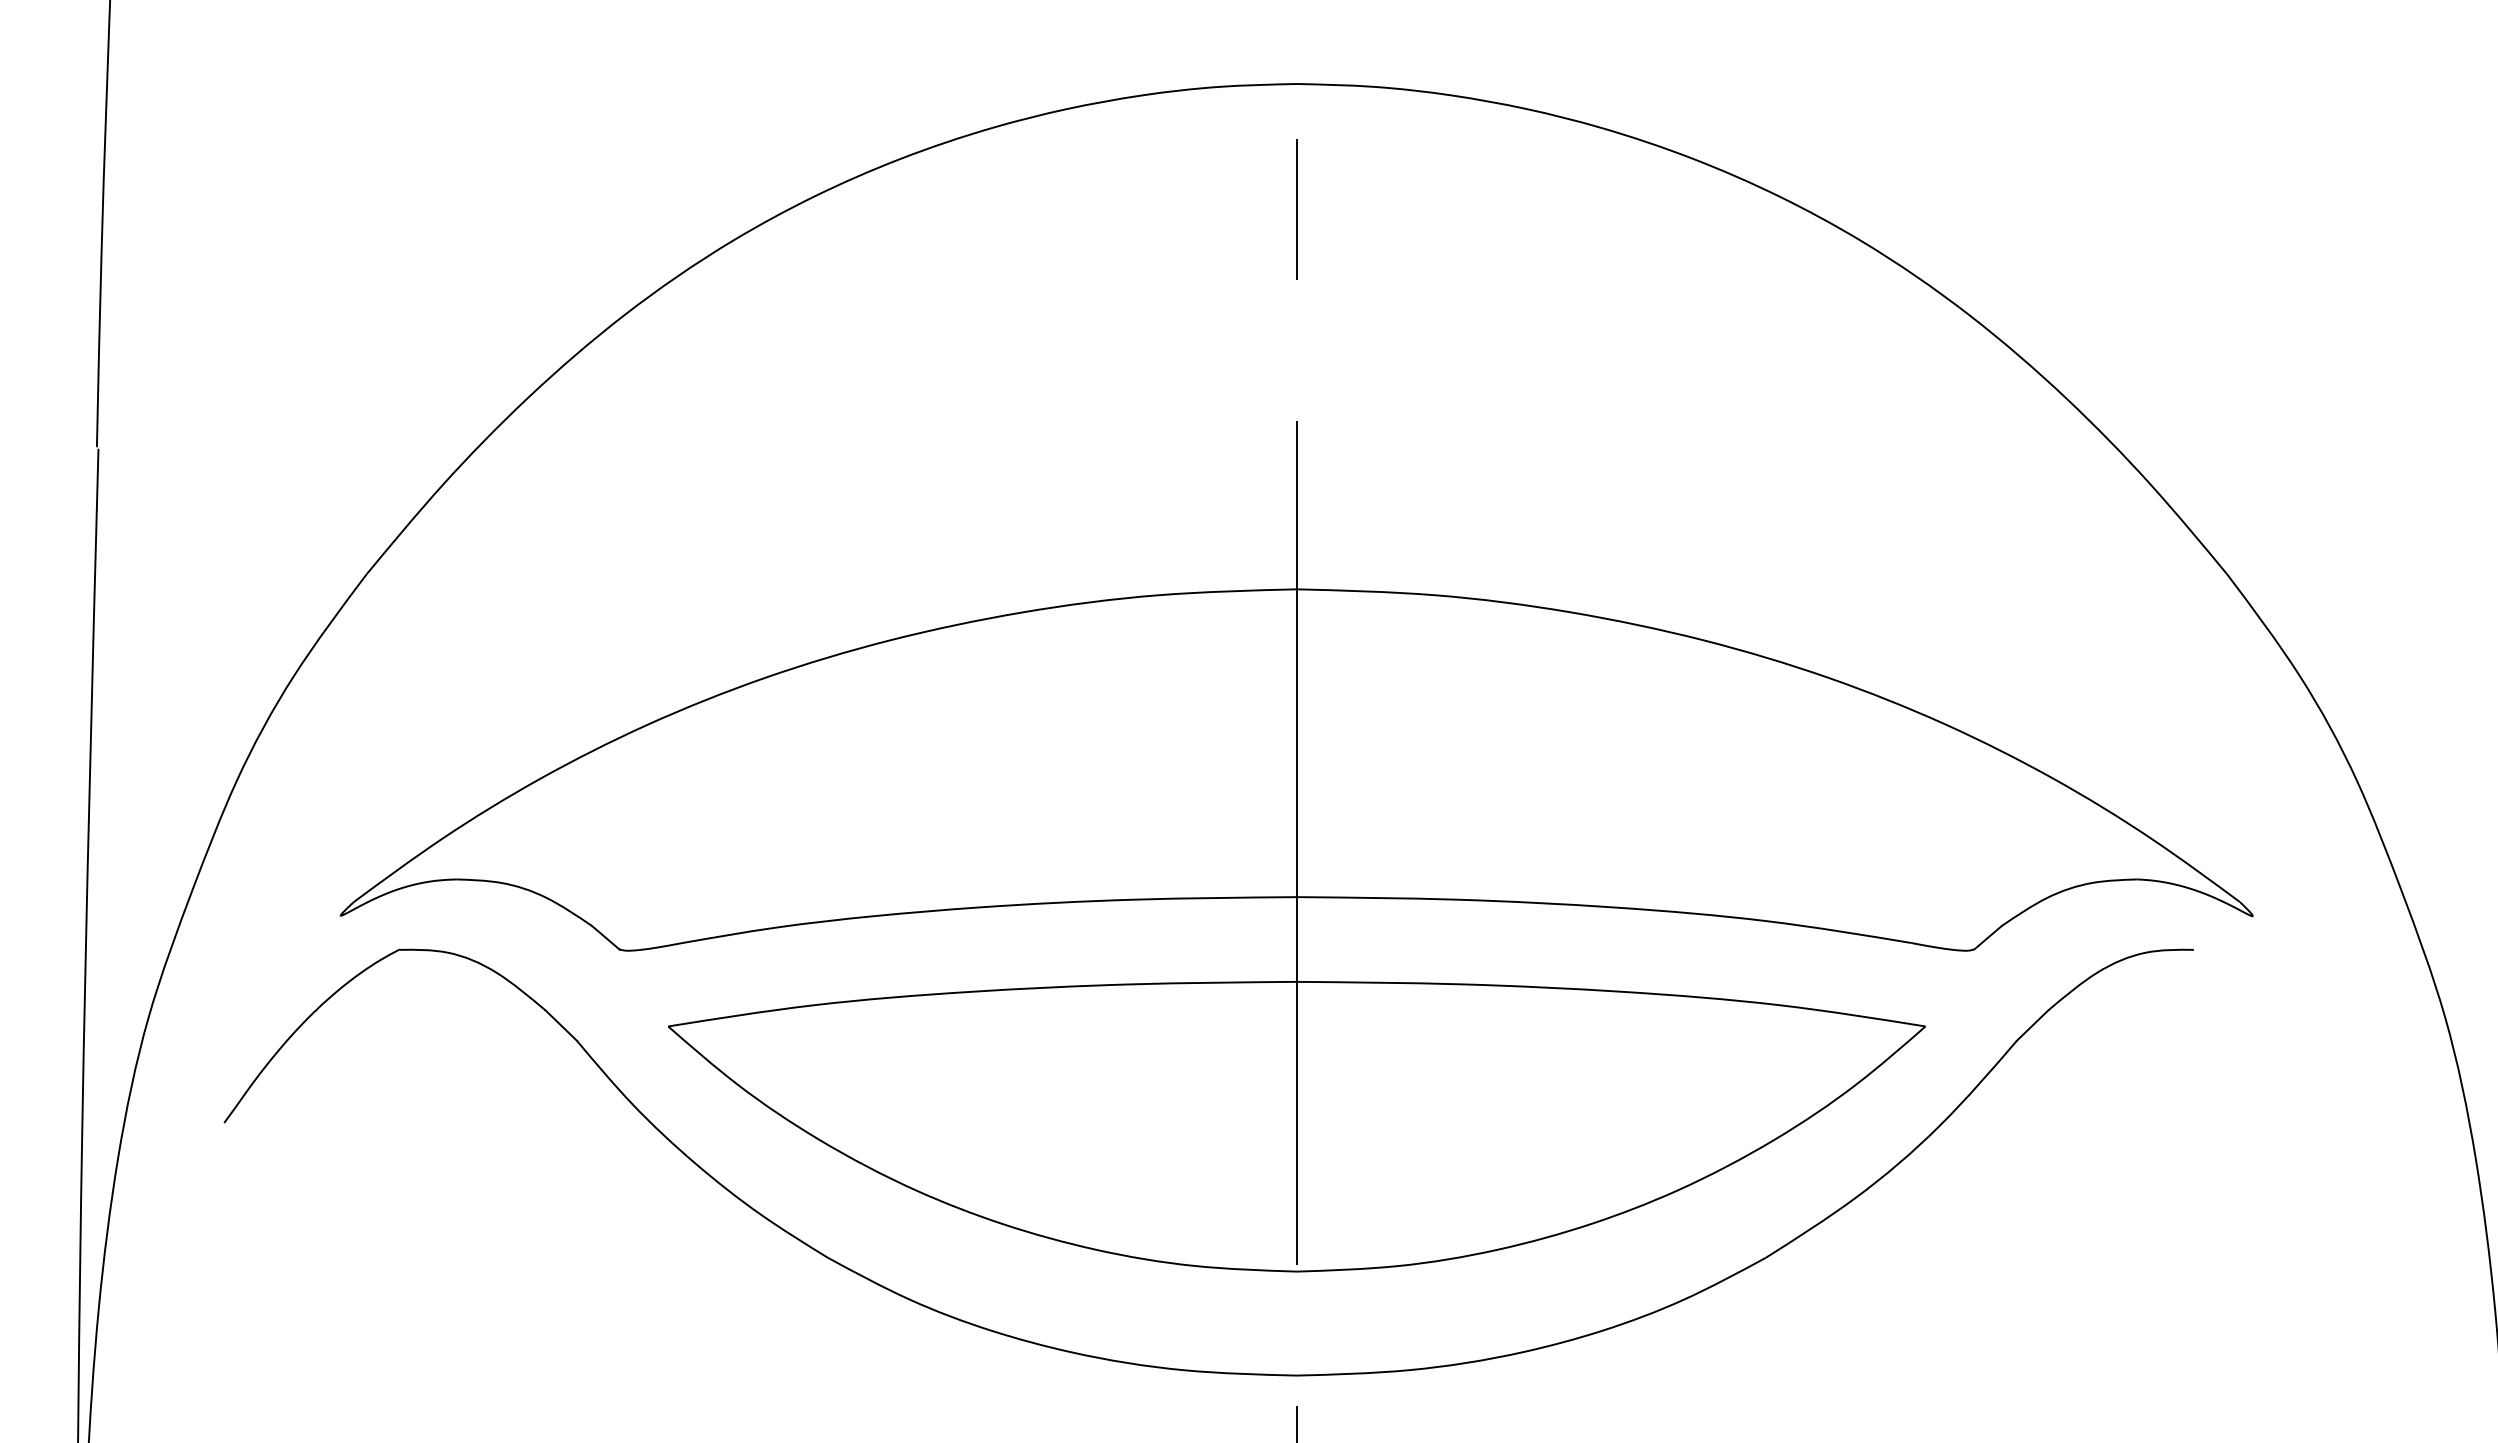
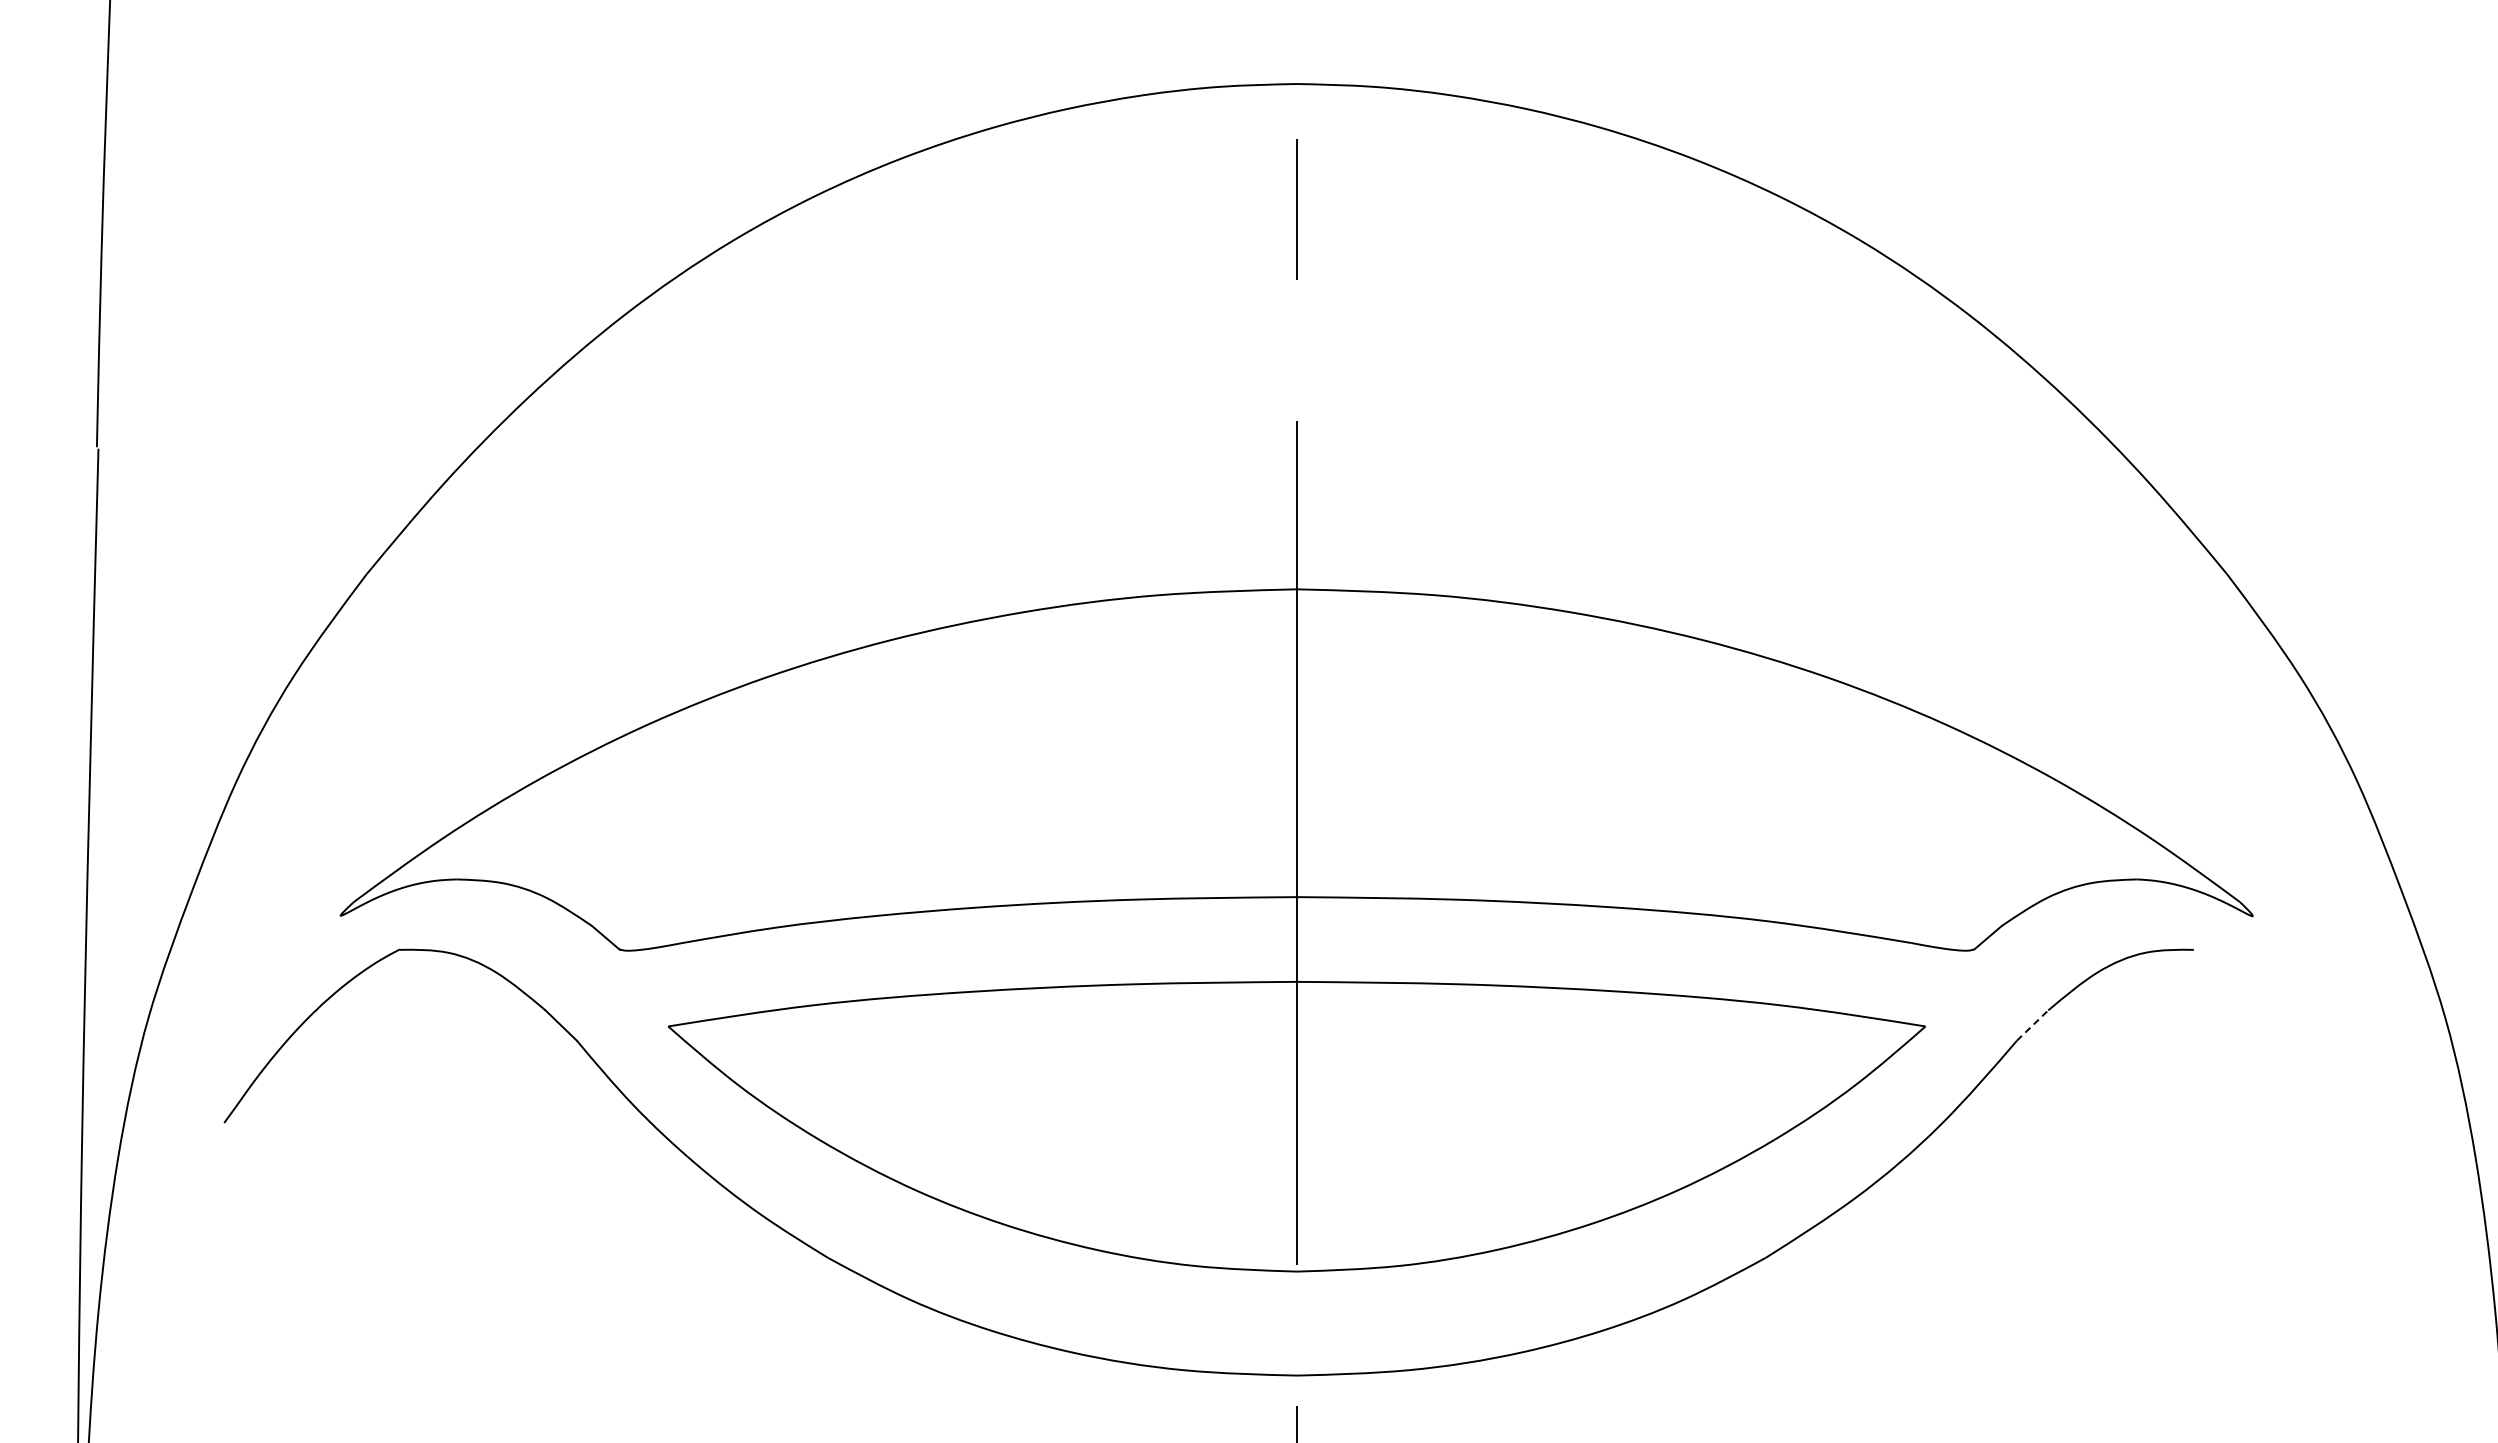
line: solid -> dashed (2032, 1025)
